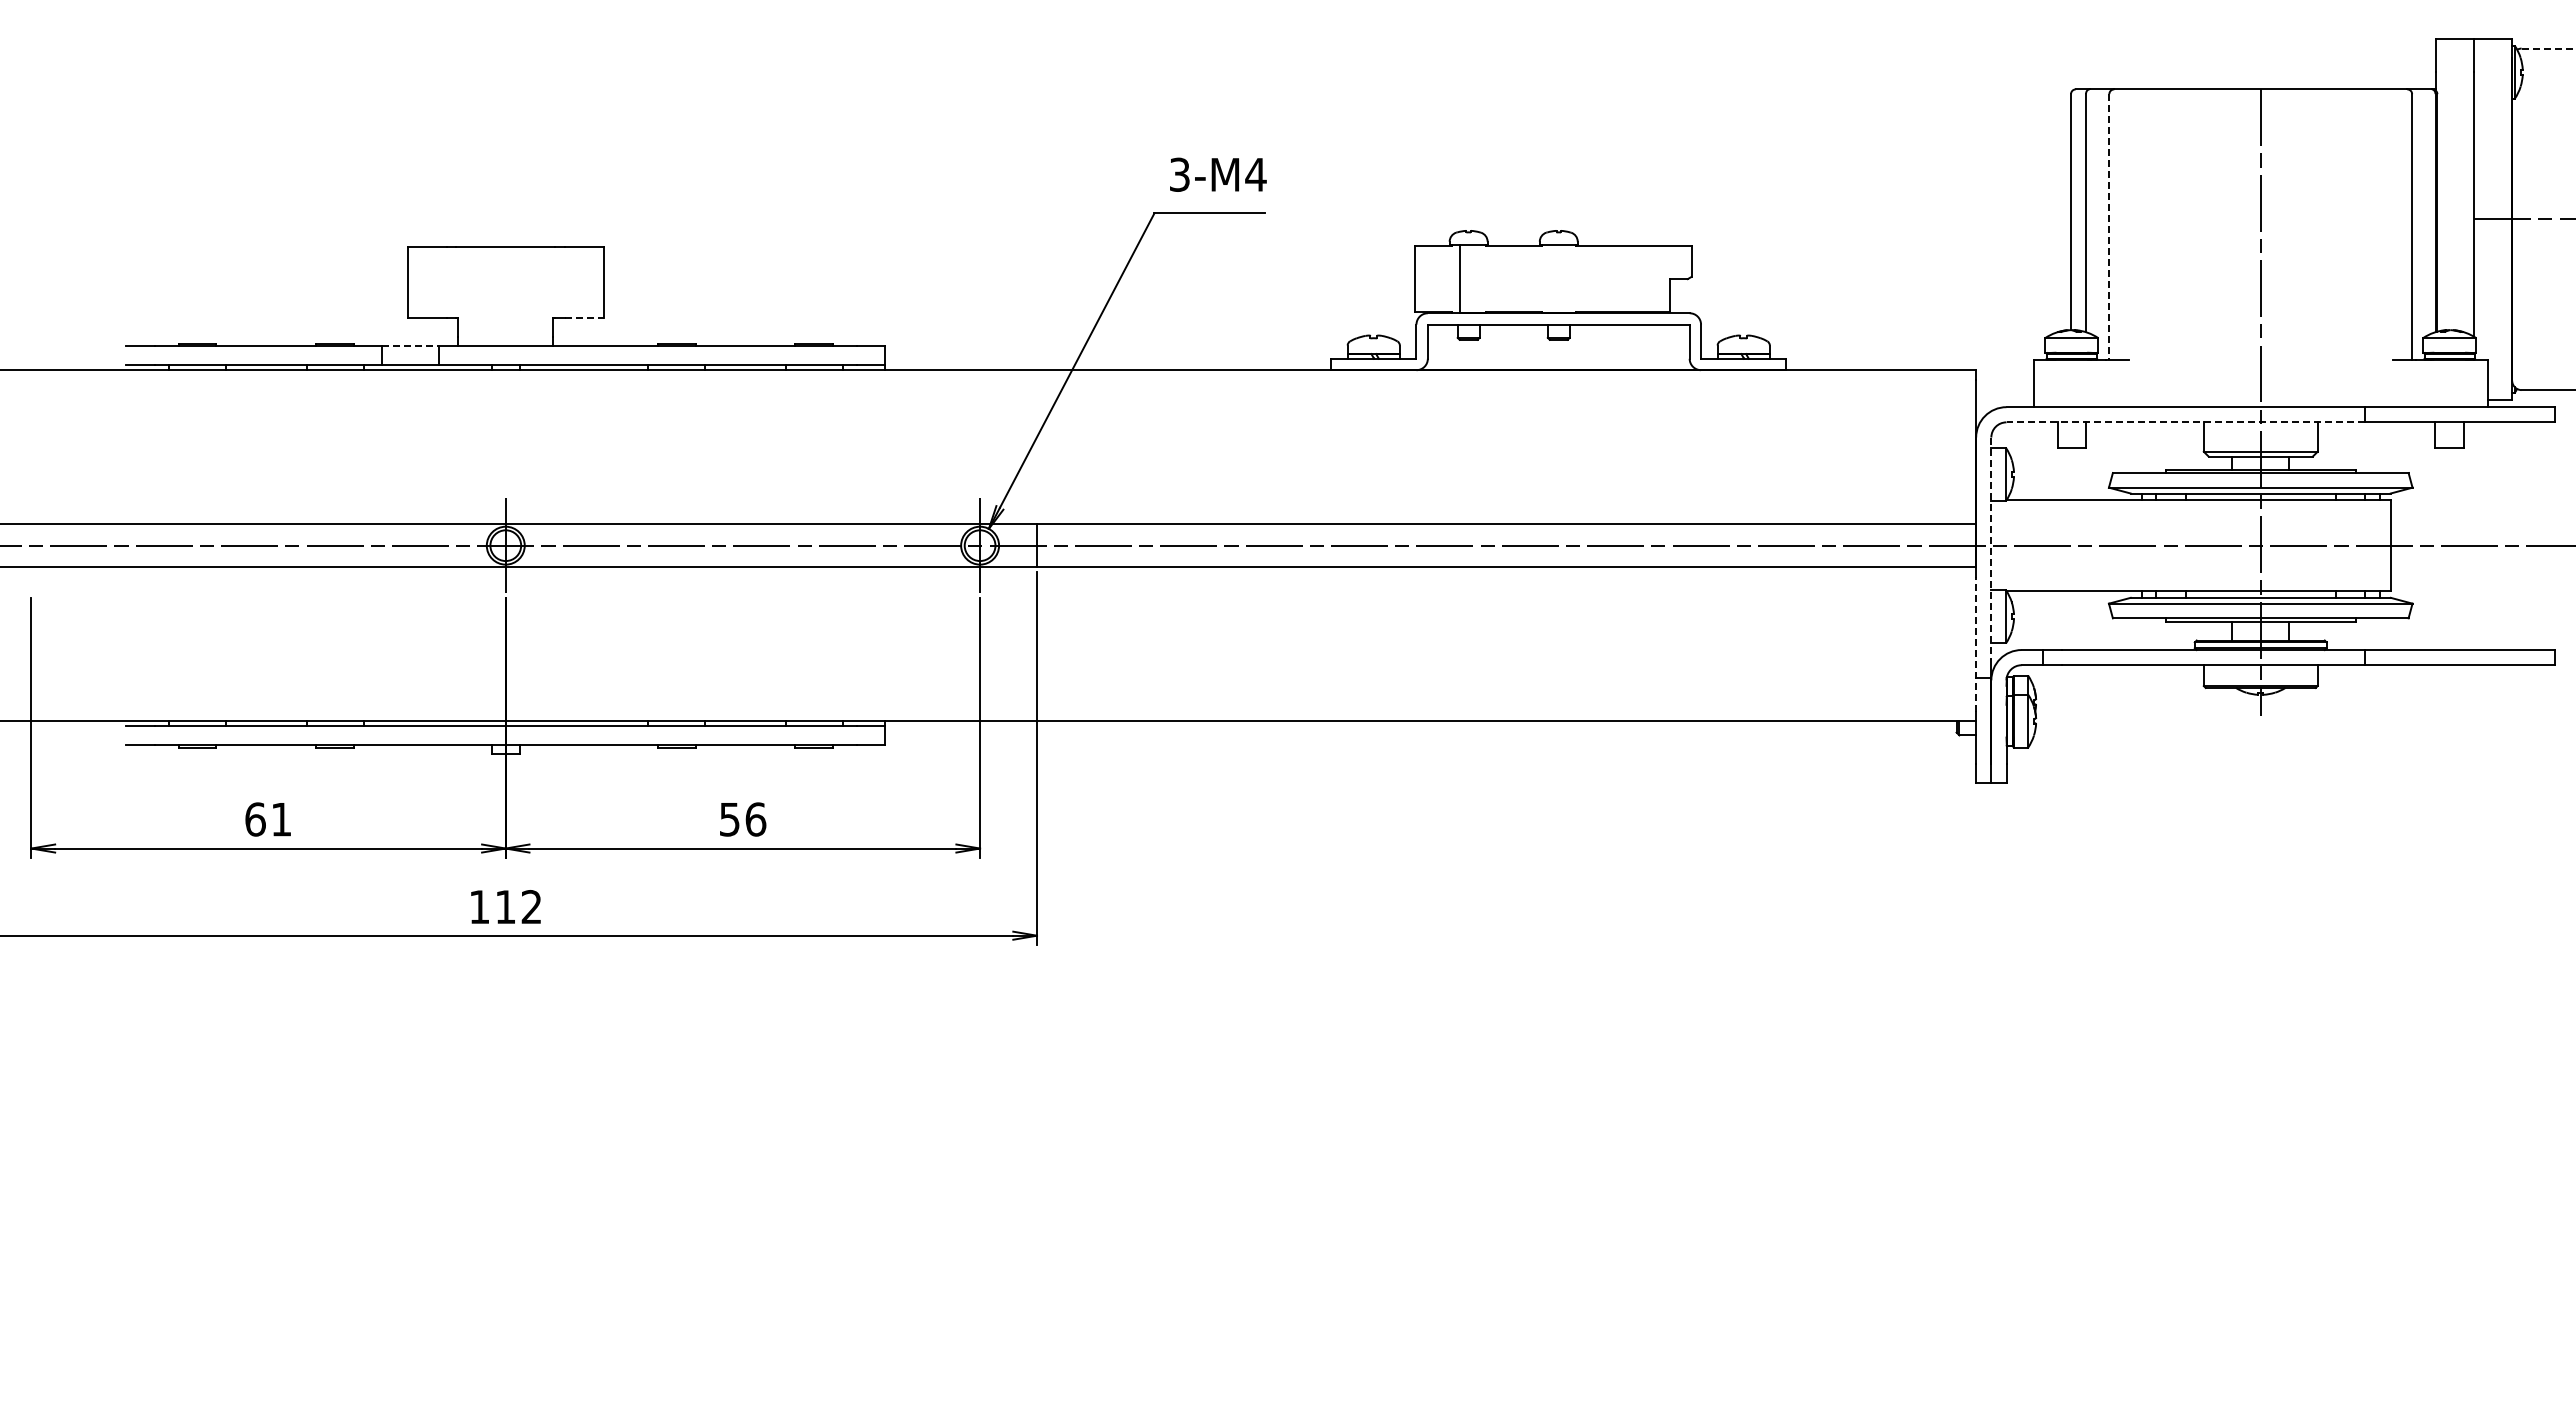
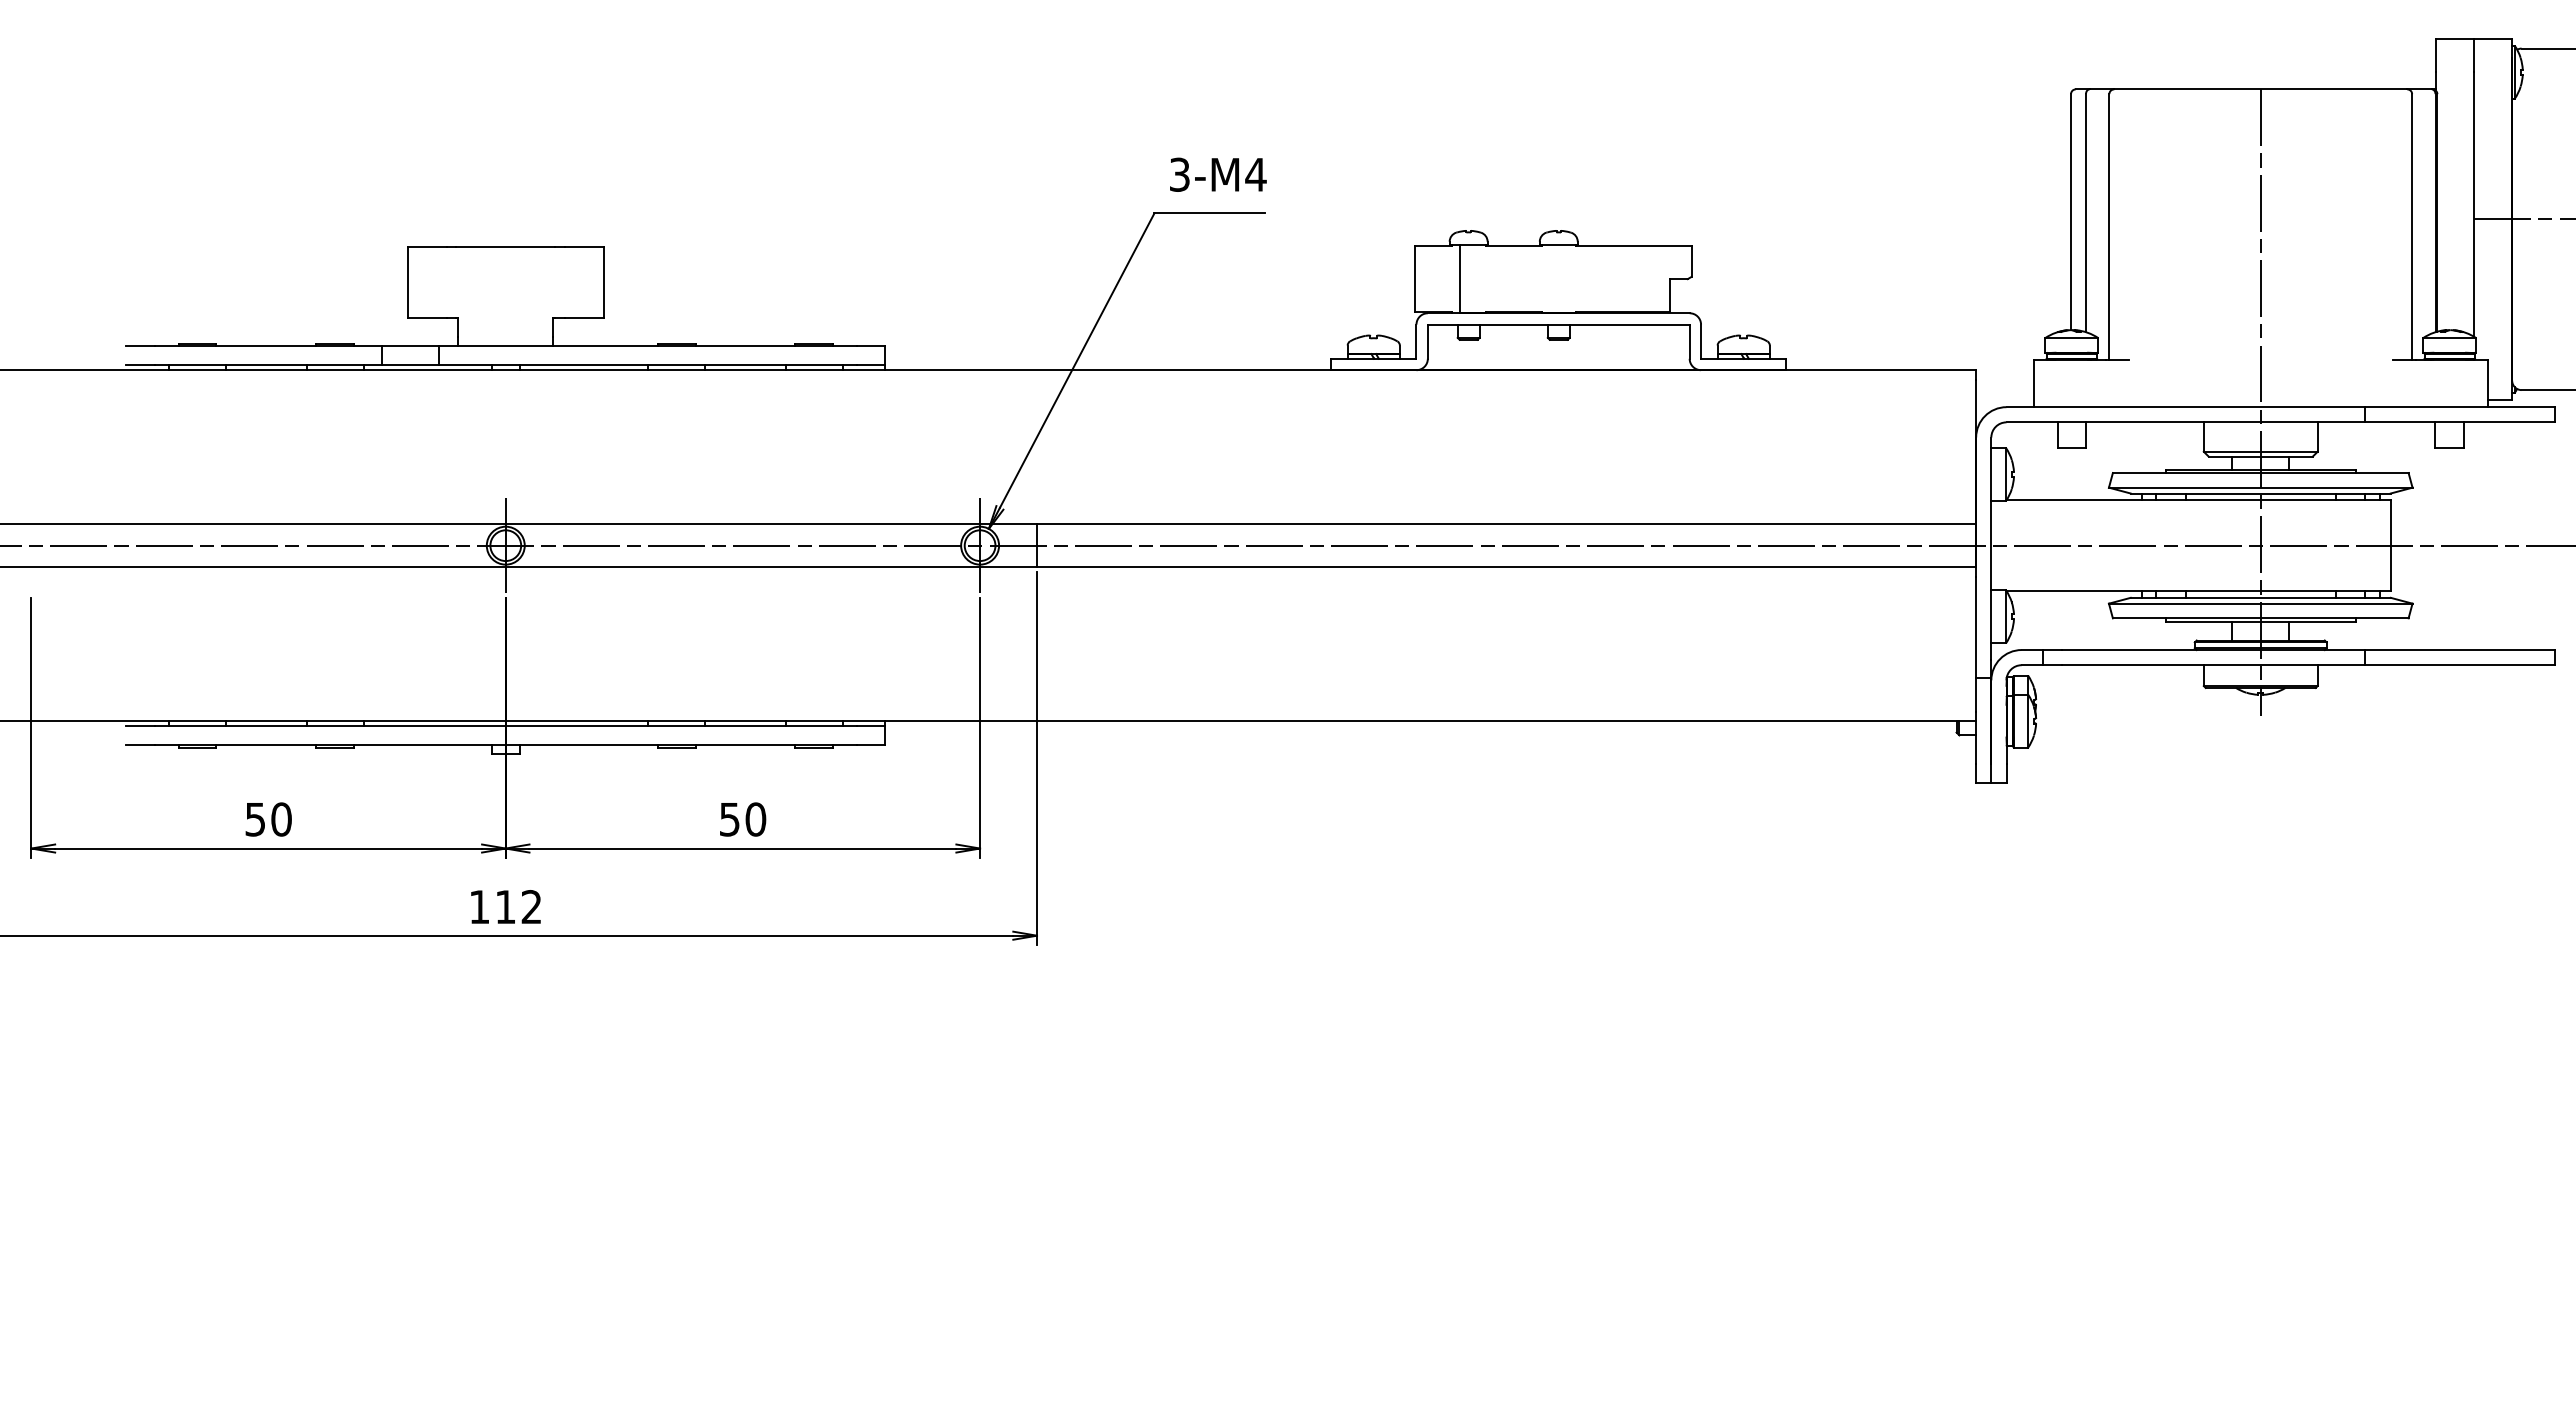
line: dashed -> solid (2548, 48)
line: dashed -> solid (2109, 226)
line: dashed -> solid (584, 318)
line: dashed -> solid (411, 346)
line: dashed -> solid (2185, 422)
line: dashed -> solid (1991, 548)
line: dashed -> solid (1976, 644)
text: 61 -> 50 (268, 819)
text: 56 -> 50 (755, 819)
